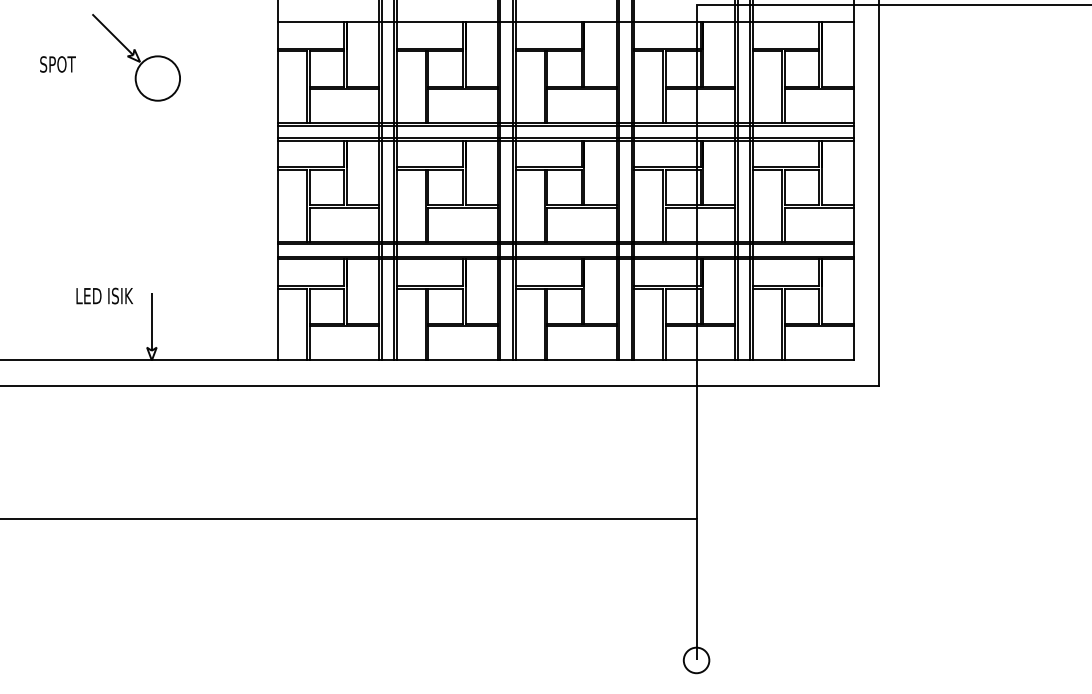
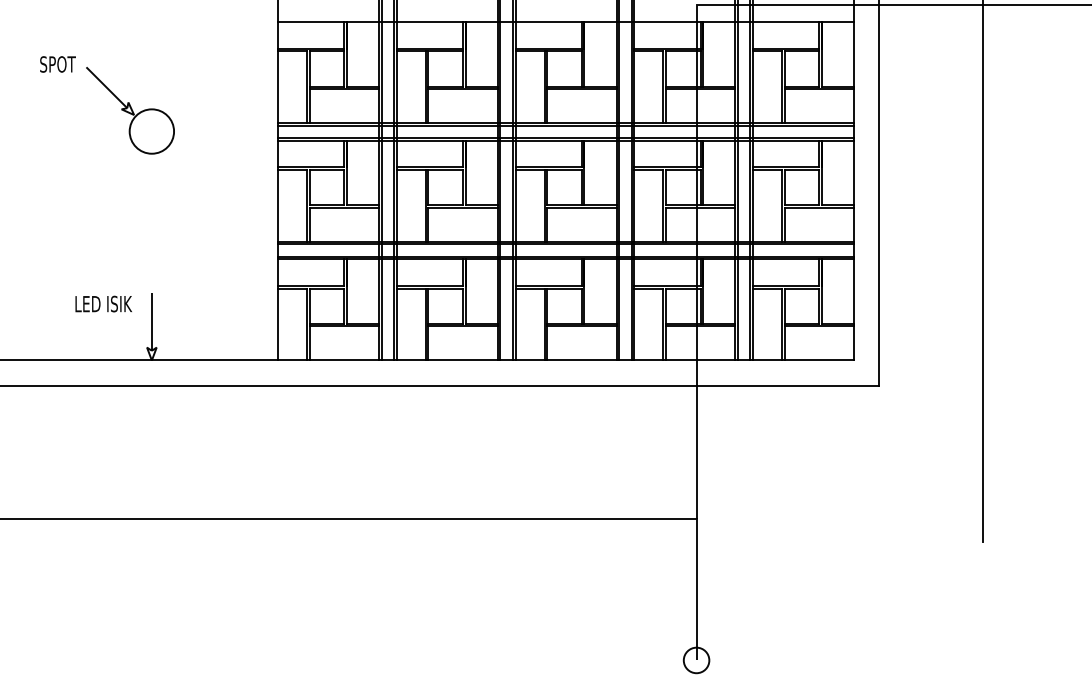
part position: (136, 57) -> (130, 110) (130, 110)
line: none -> present (983, 271)
text position: (104, 295) -> (103, 303) (103, 303)
